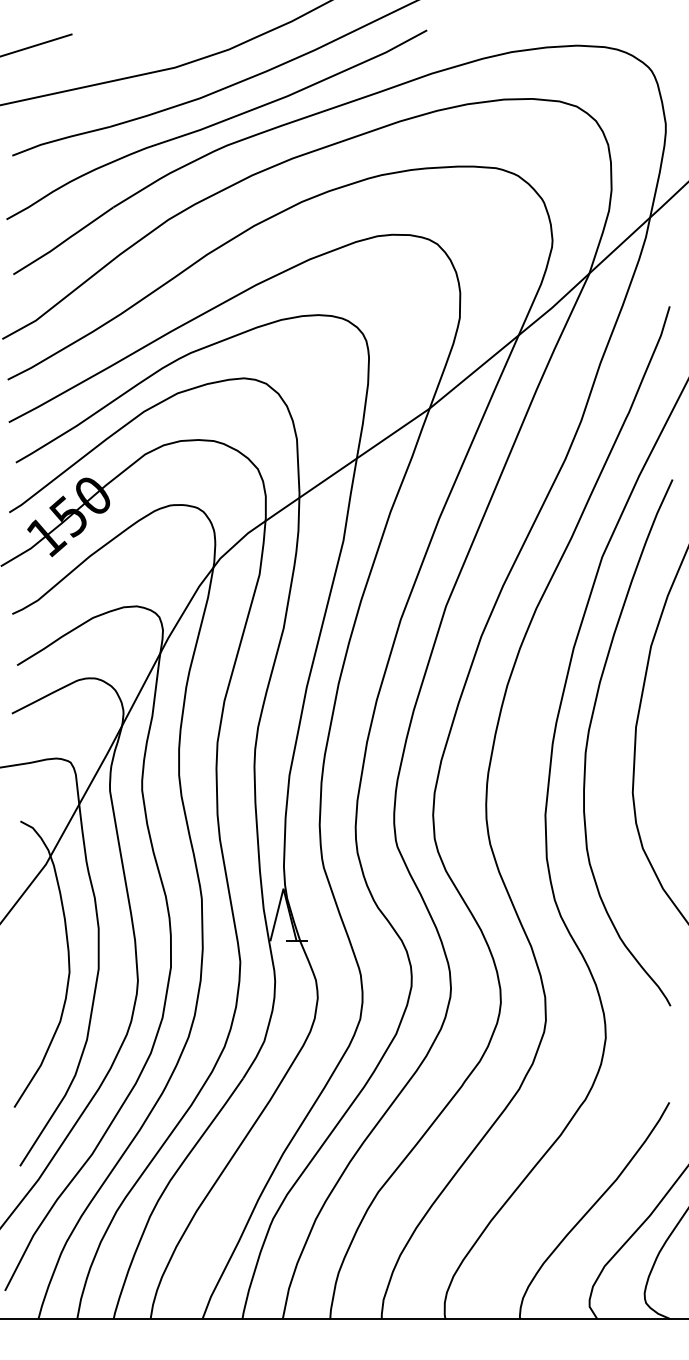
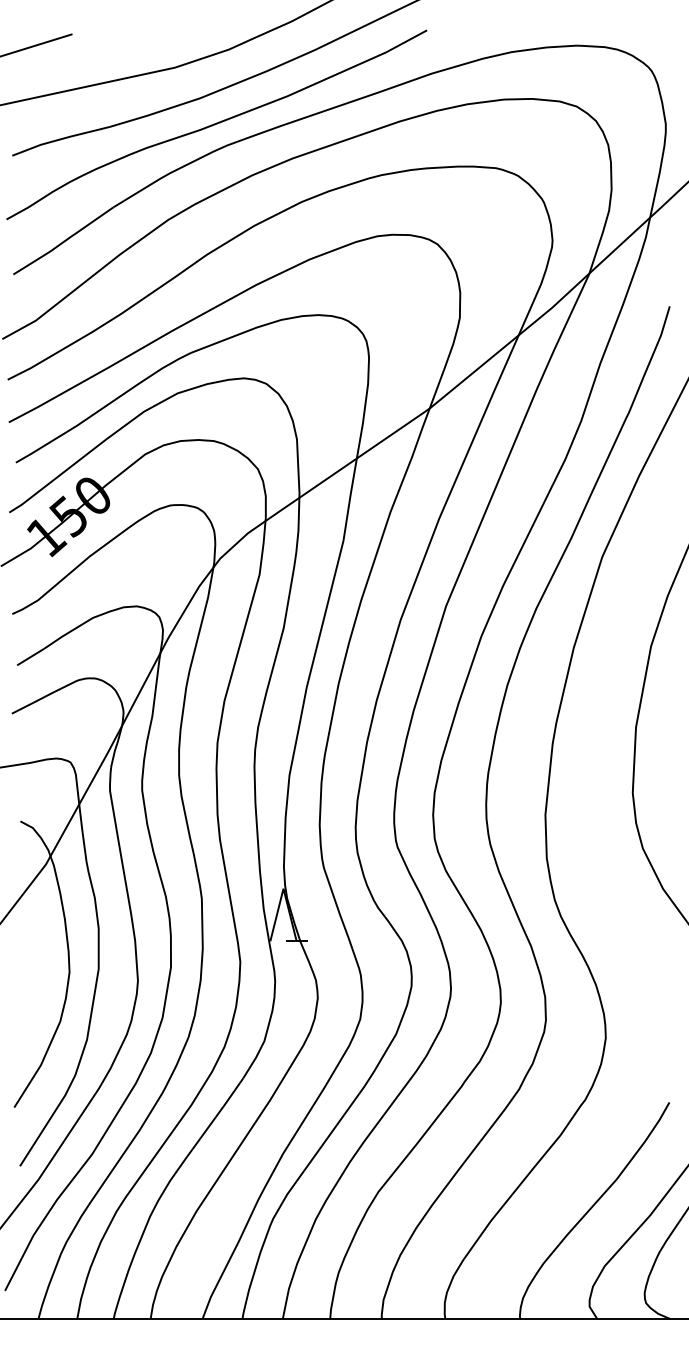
curve: present -> none (589, 735)
